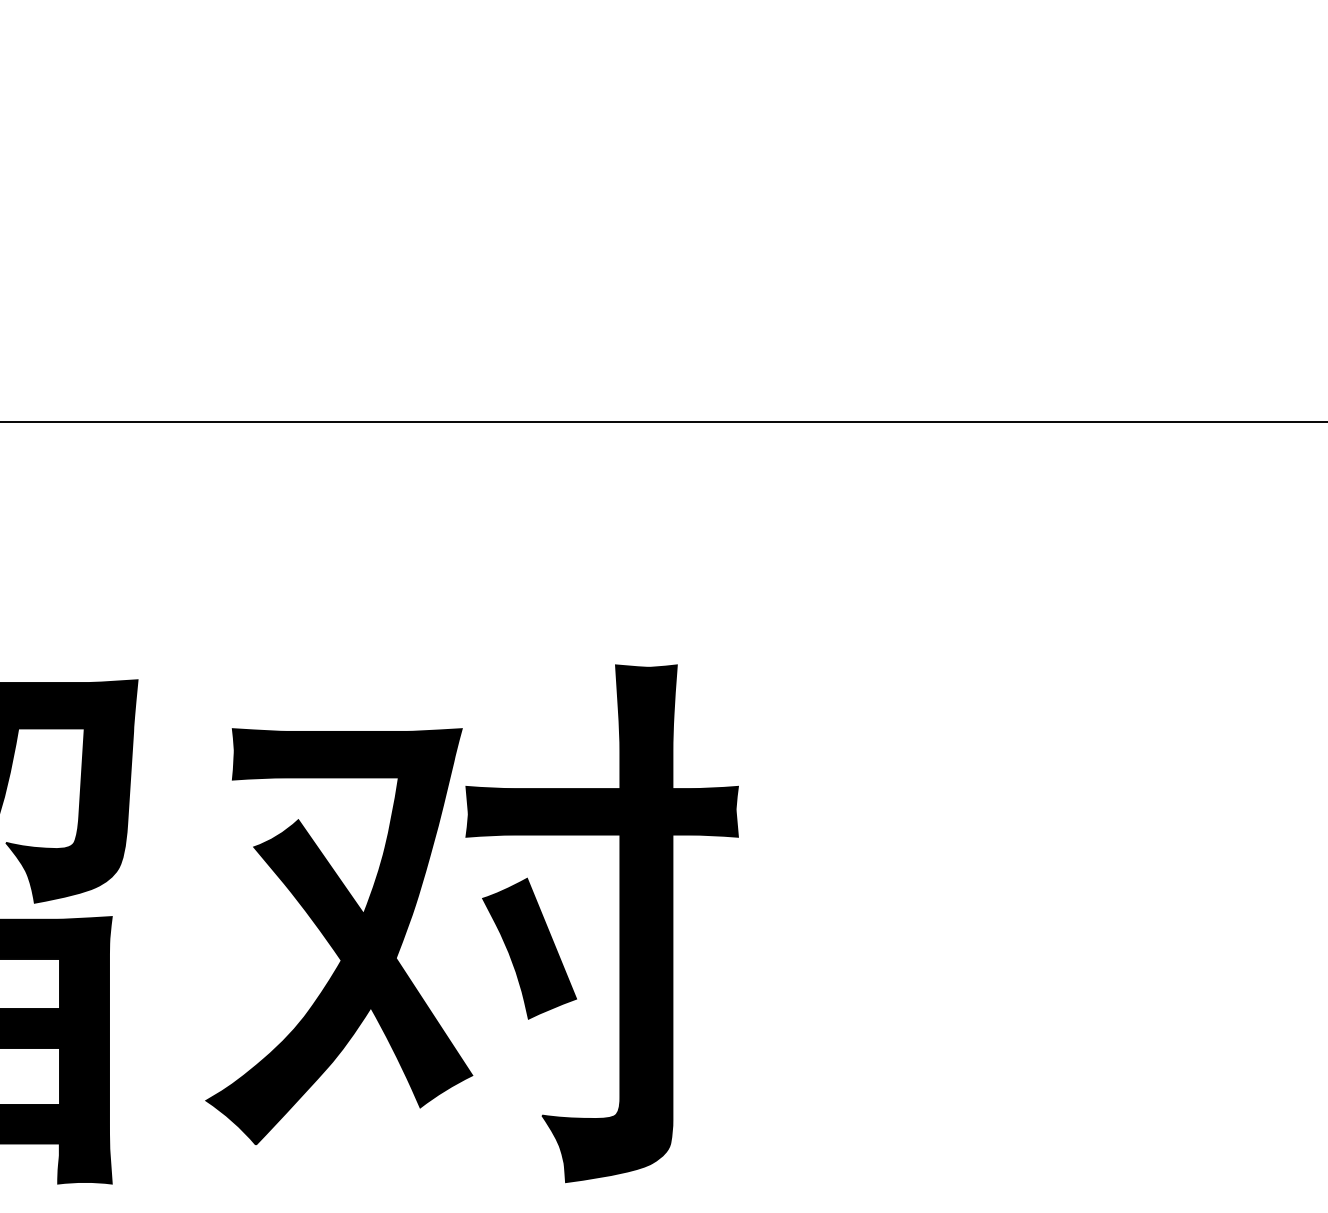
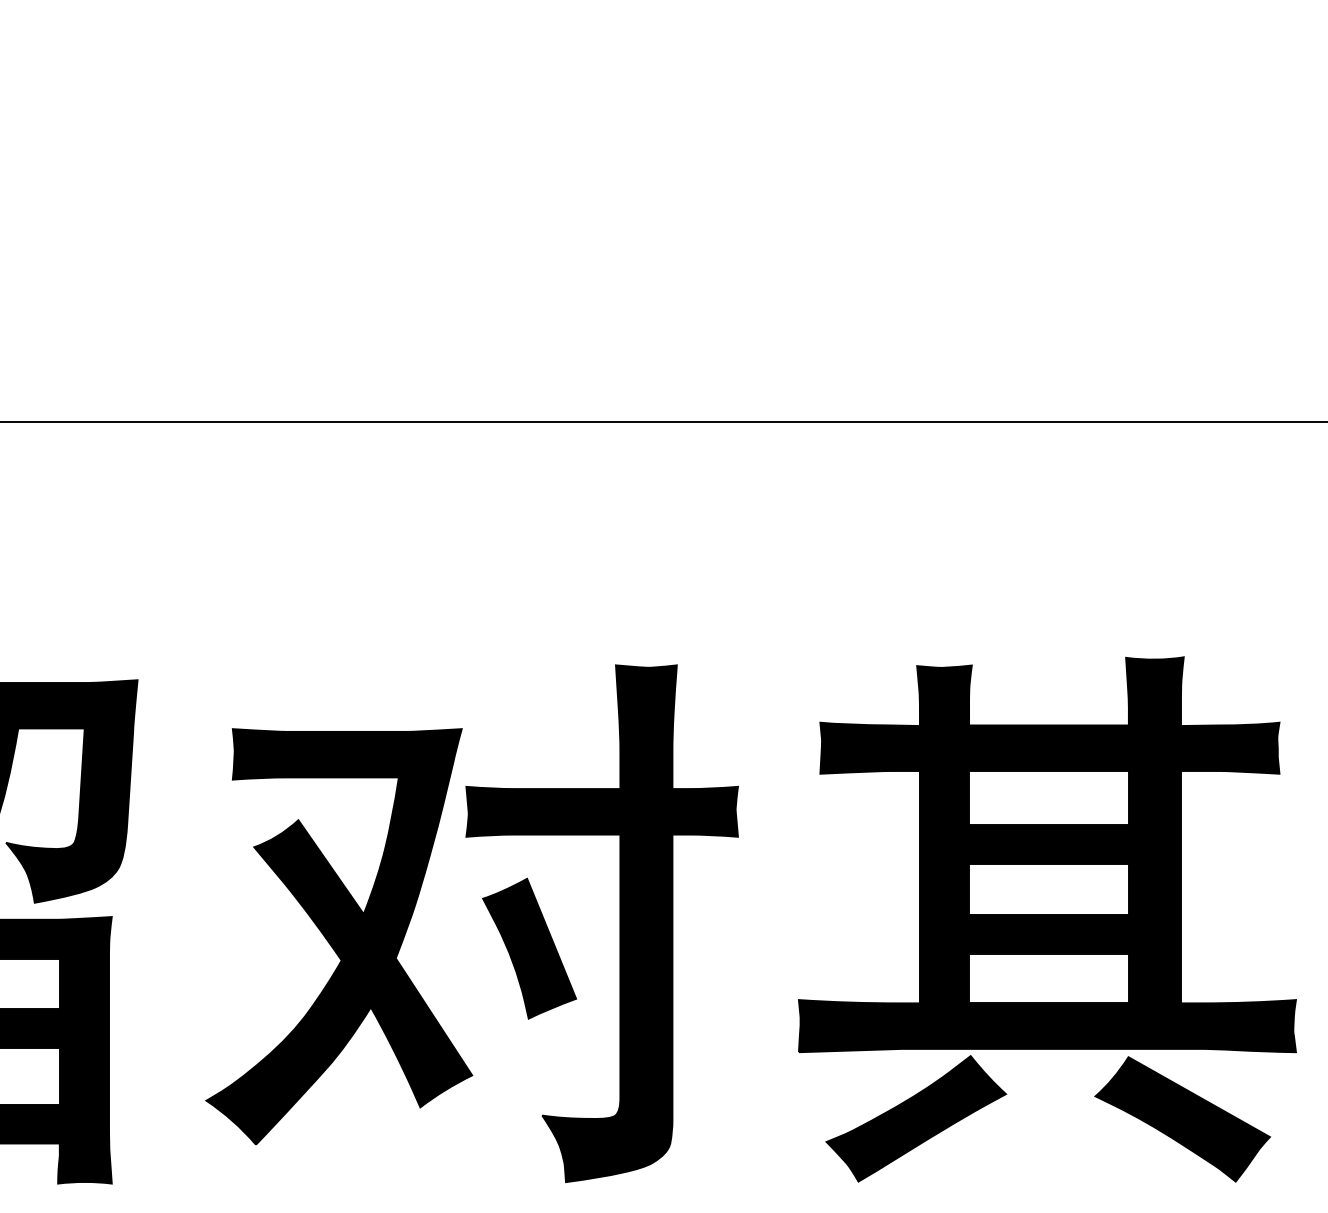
part: none -> present (1047, 919)
